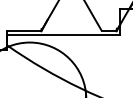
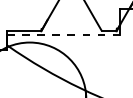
line: solid -> dashed (64, 35)
